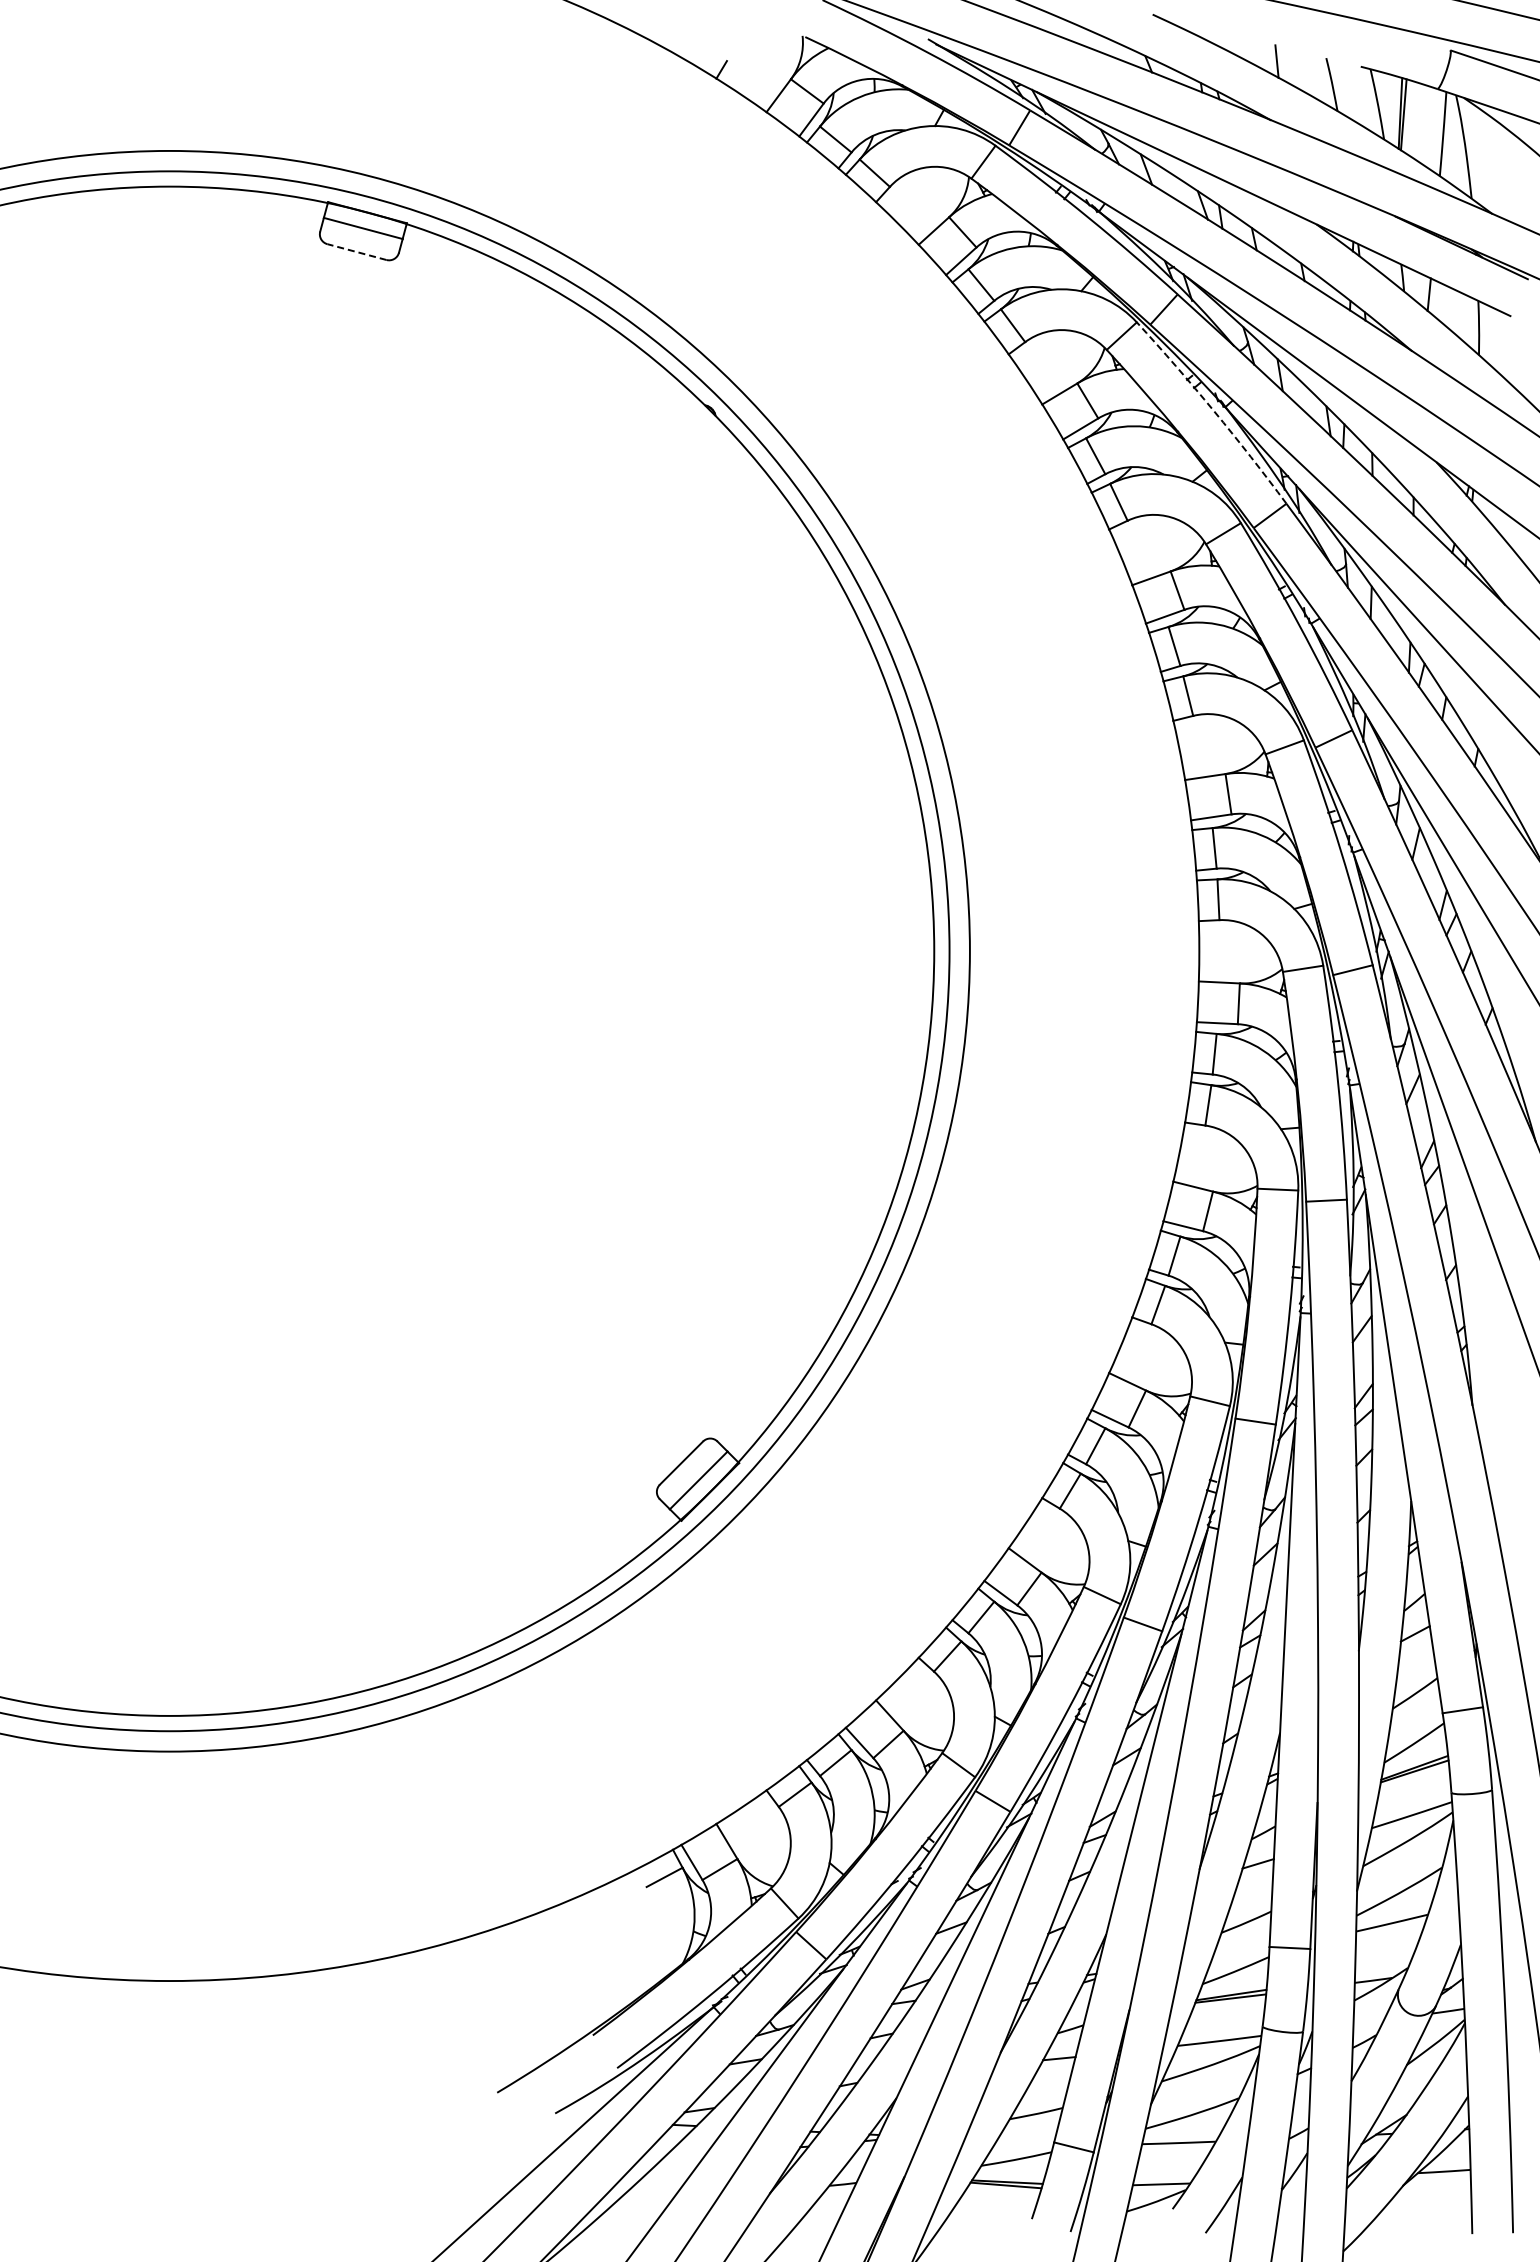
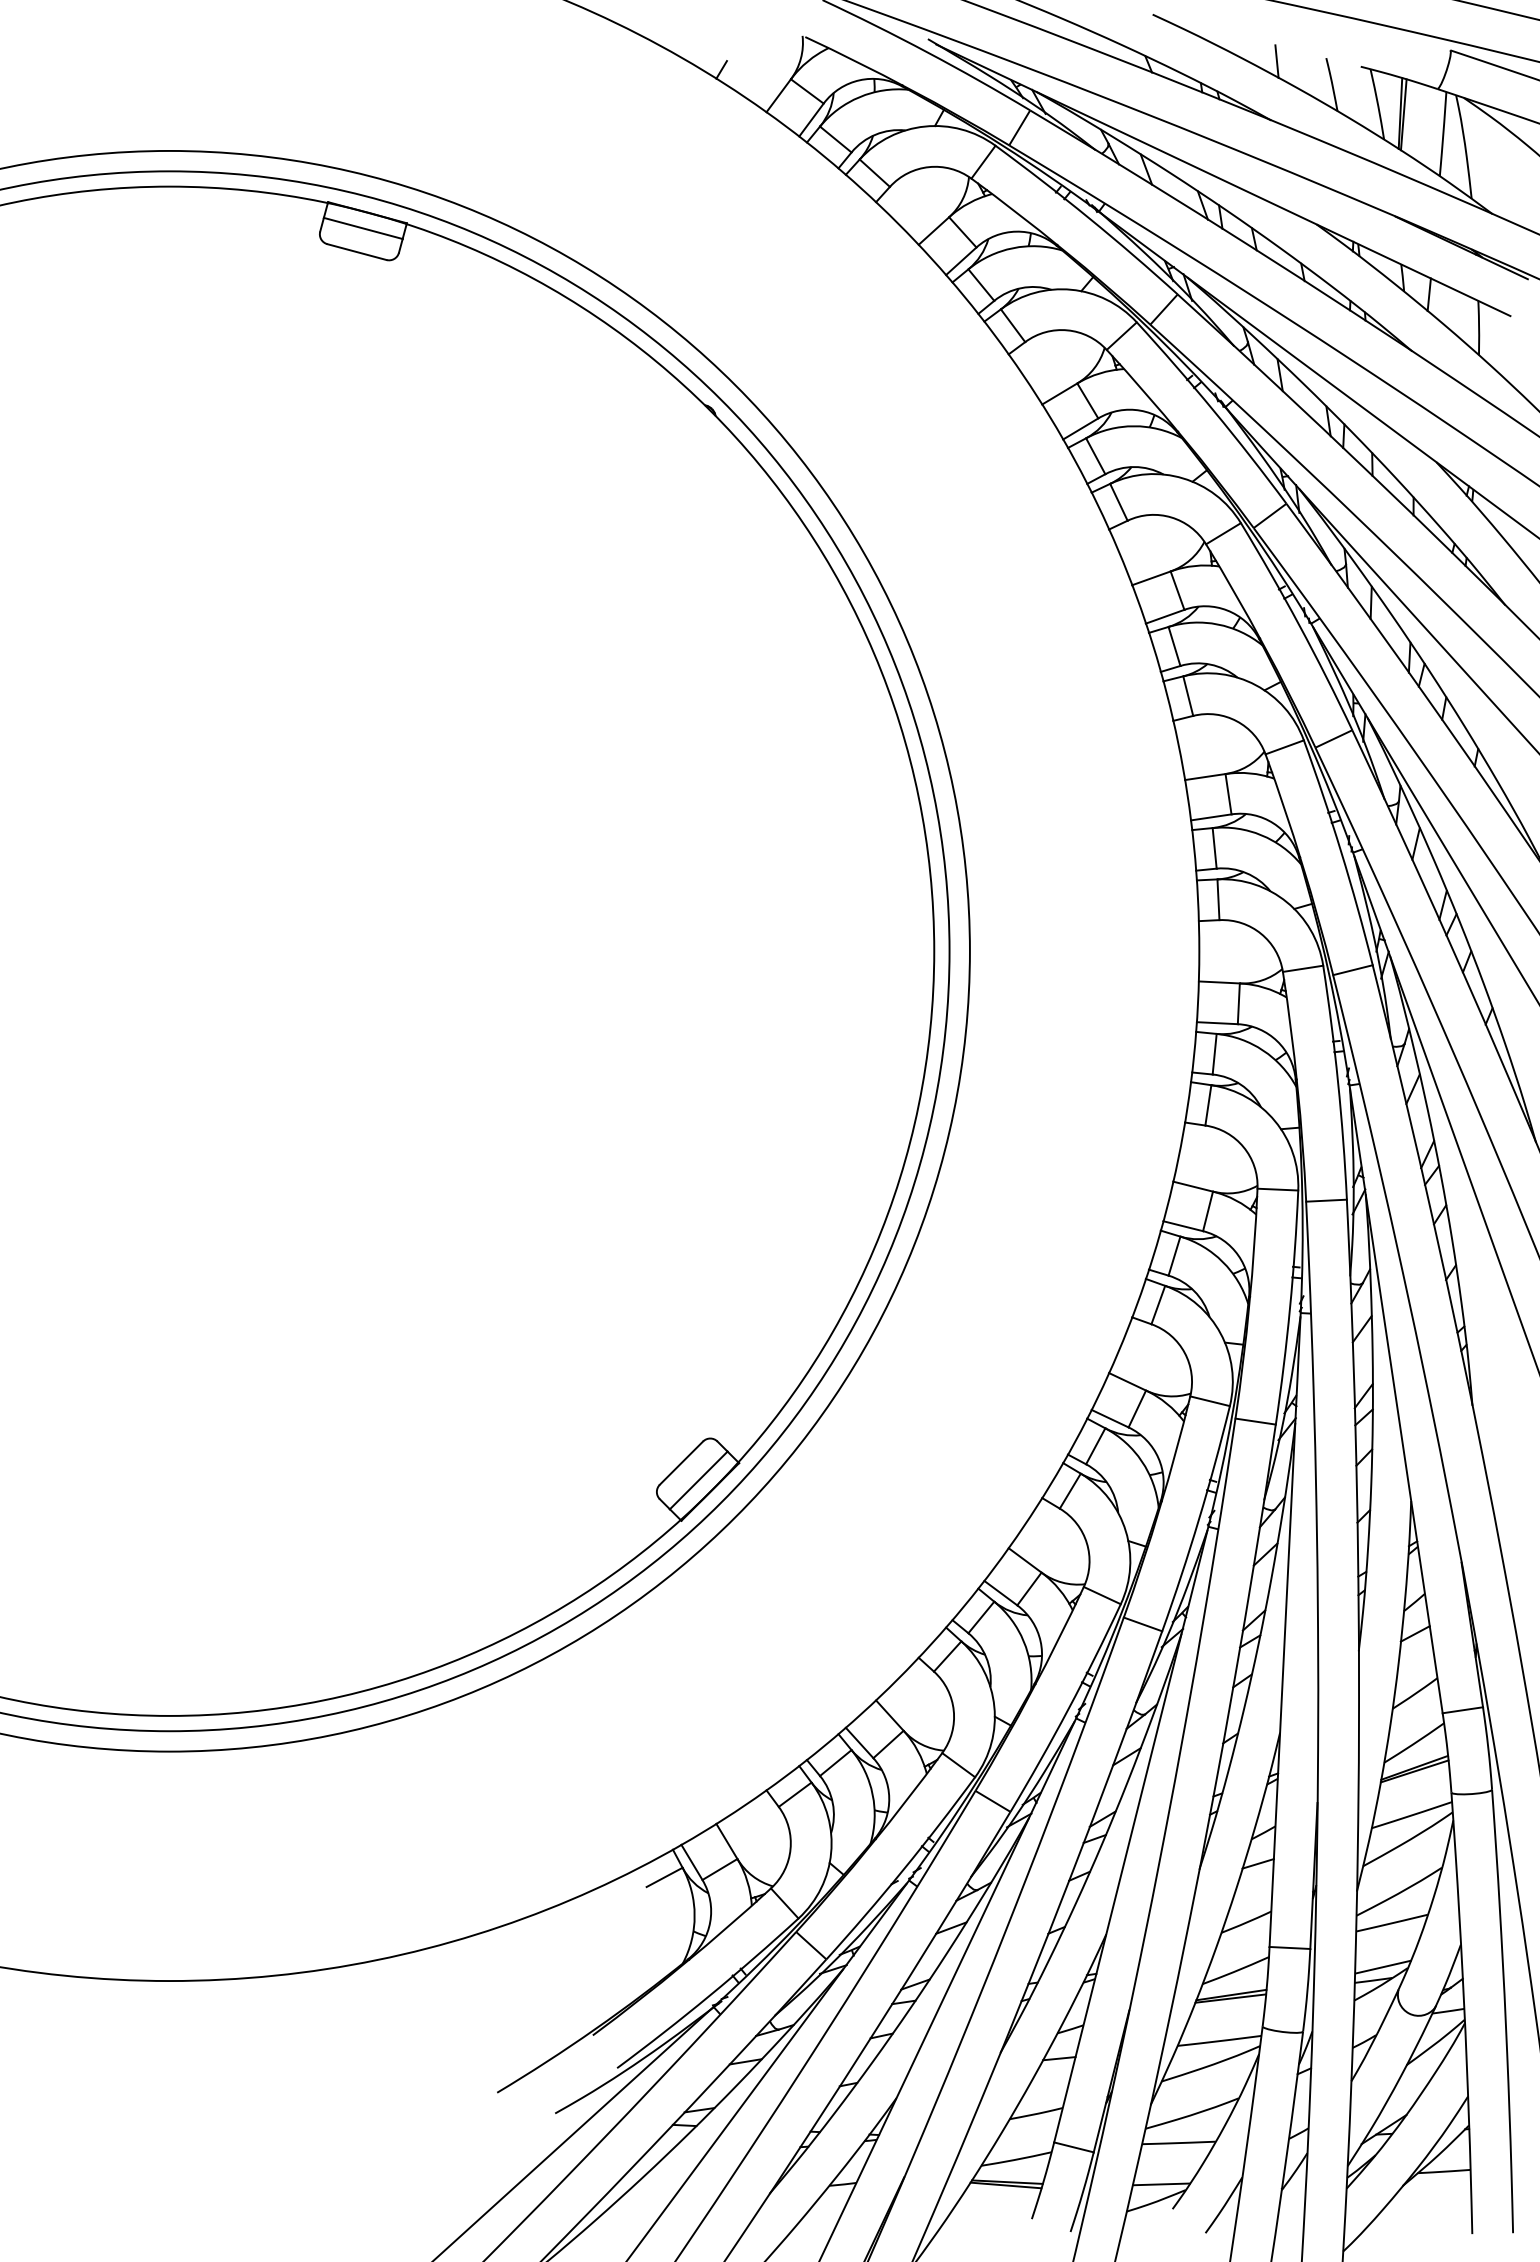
line: dashed -> solid (356, 252)
arc: dashed -> solid (1214, 411)
line: none -> present (1382, 1966)
